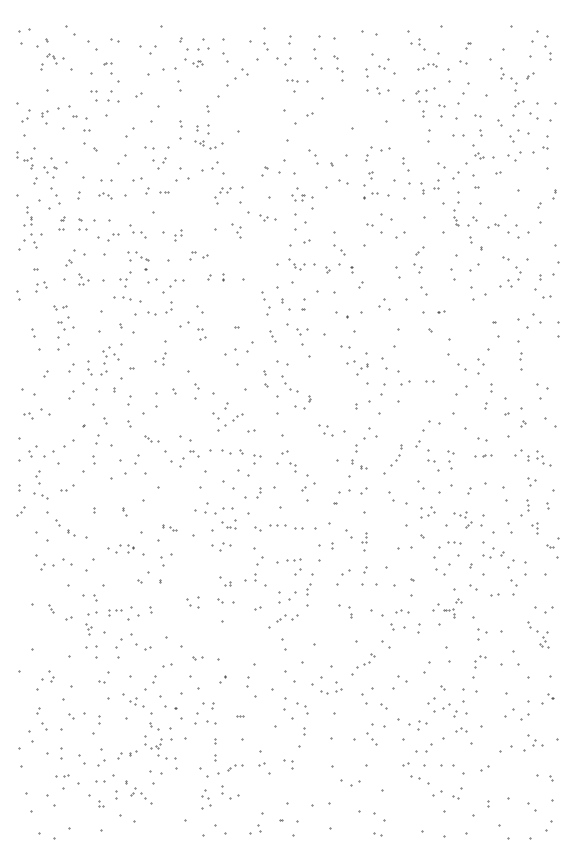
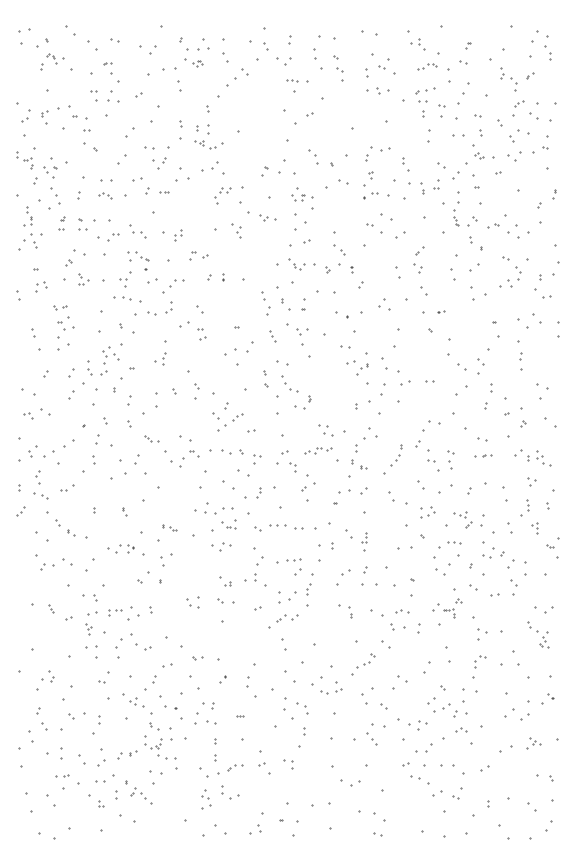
part position: (71, 367) -> (71, 372) (71, 372)
part: none -> present (318, 450)
part size: 21x18 px -> 16x13 px (533, 743)
